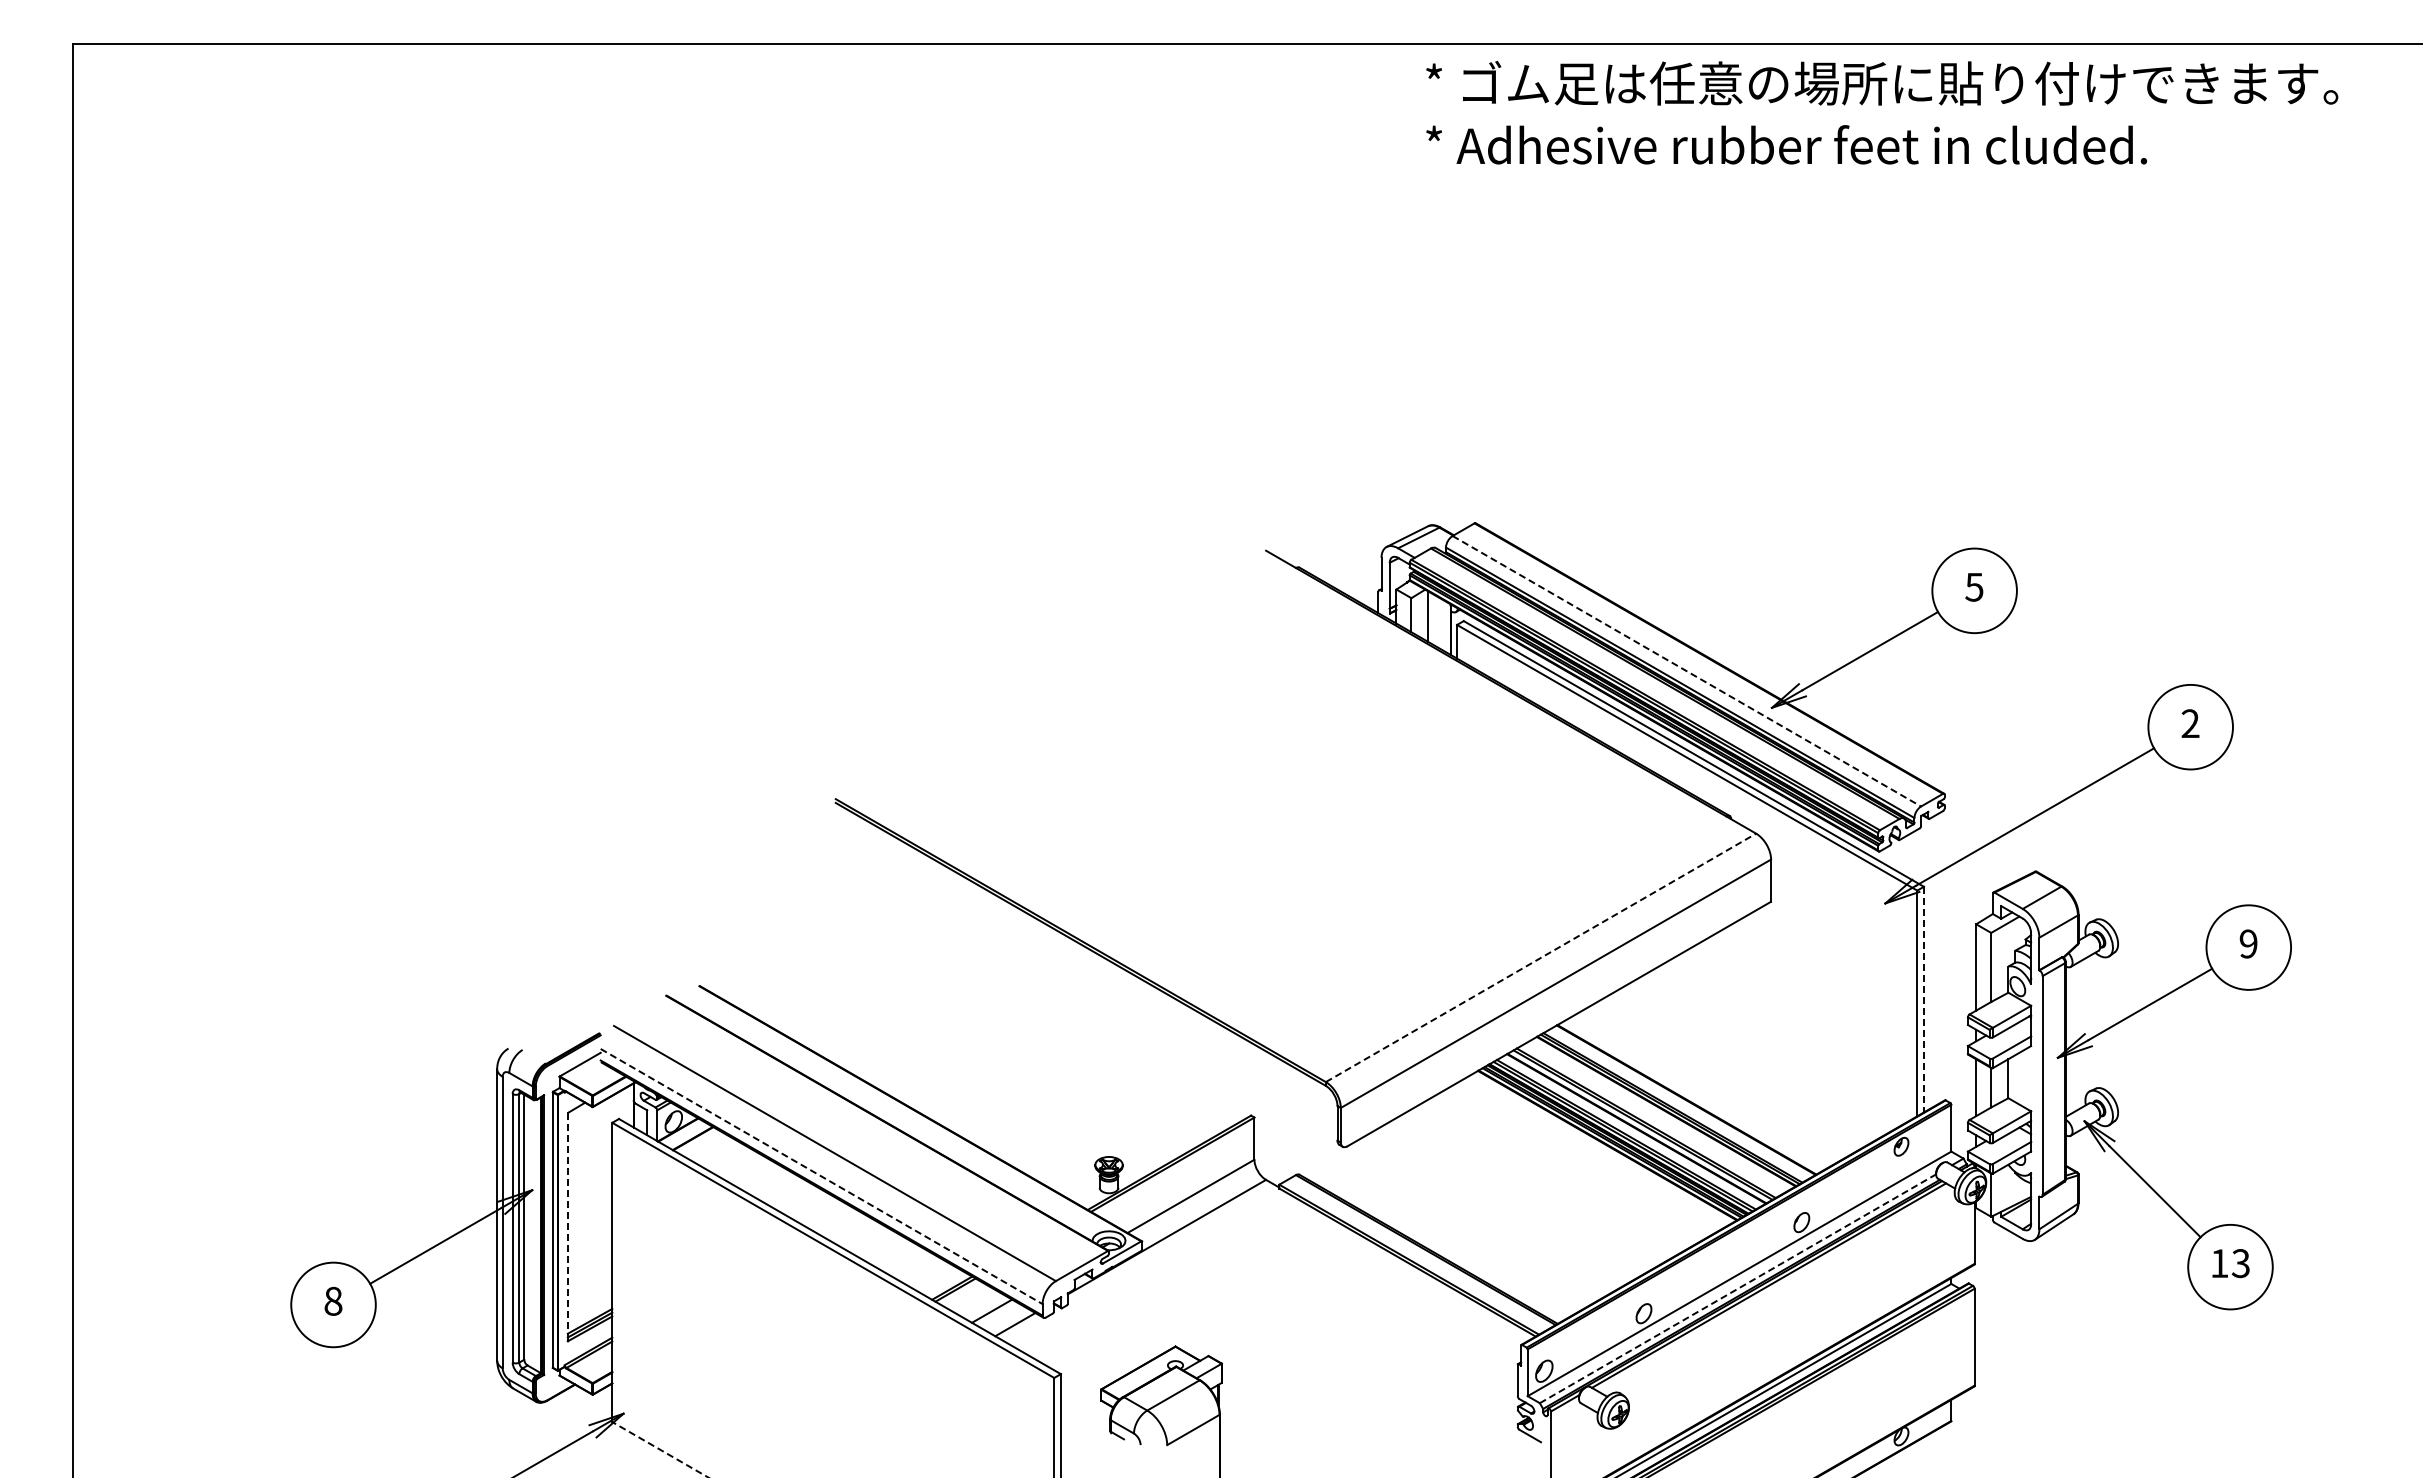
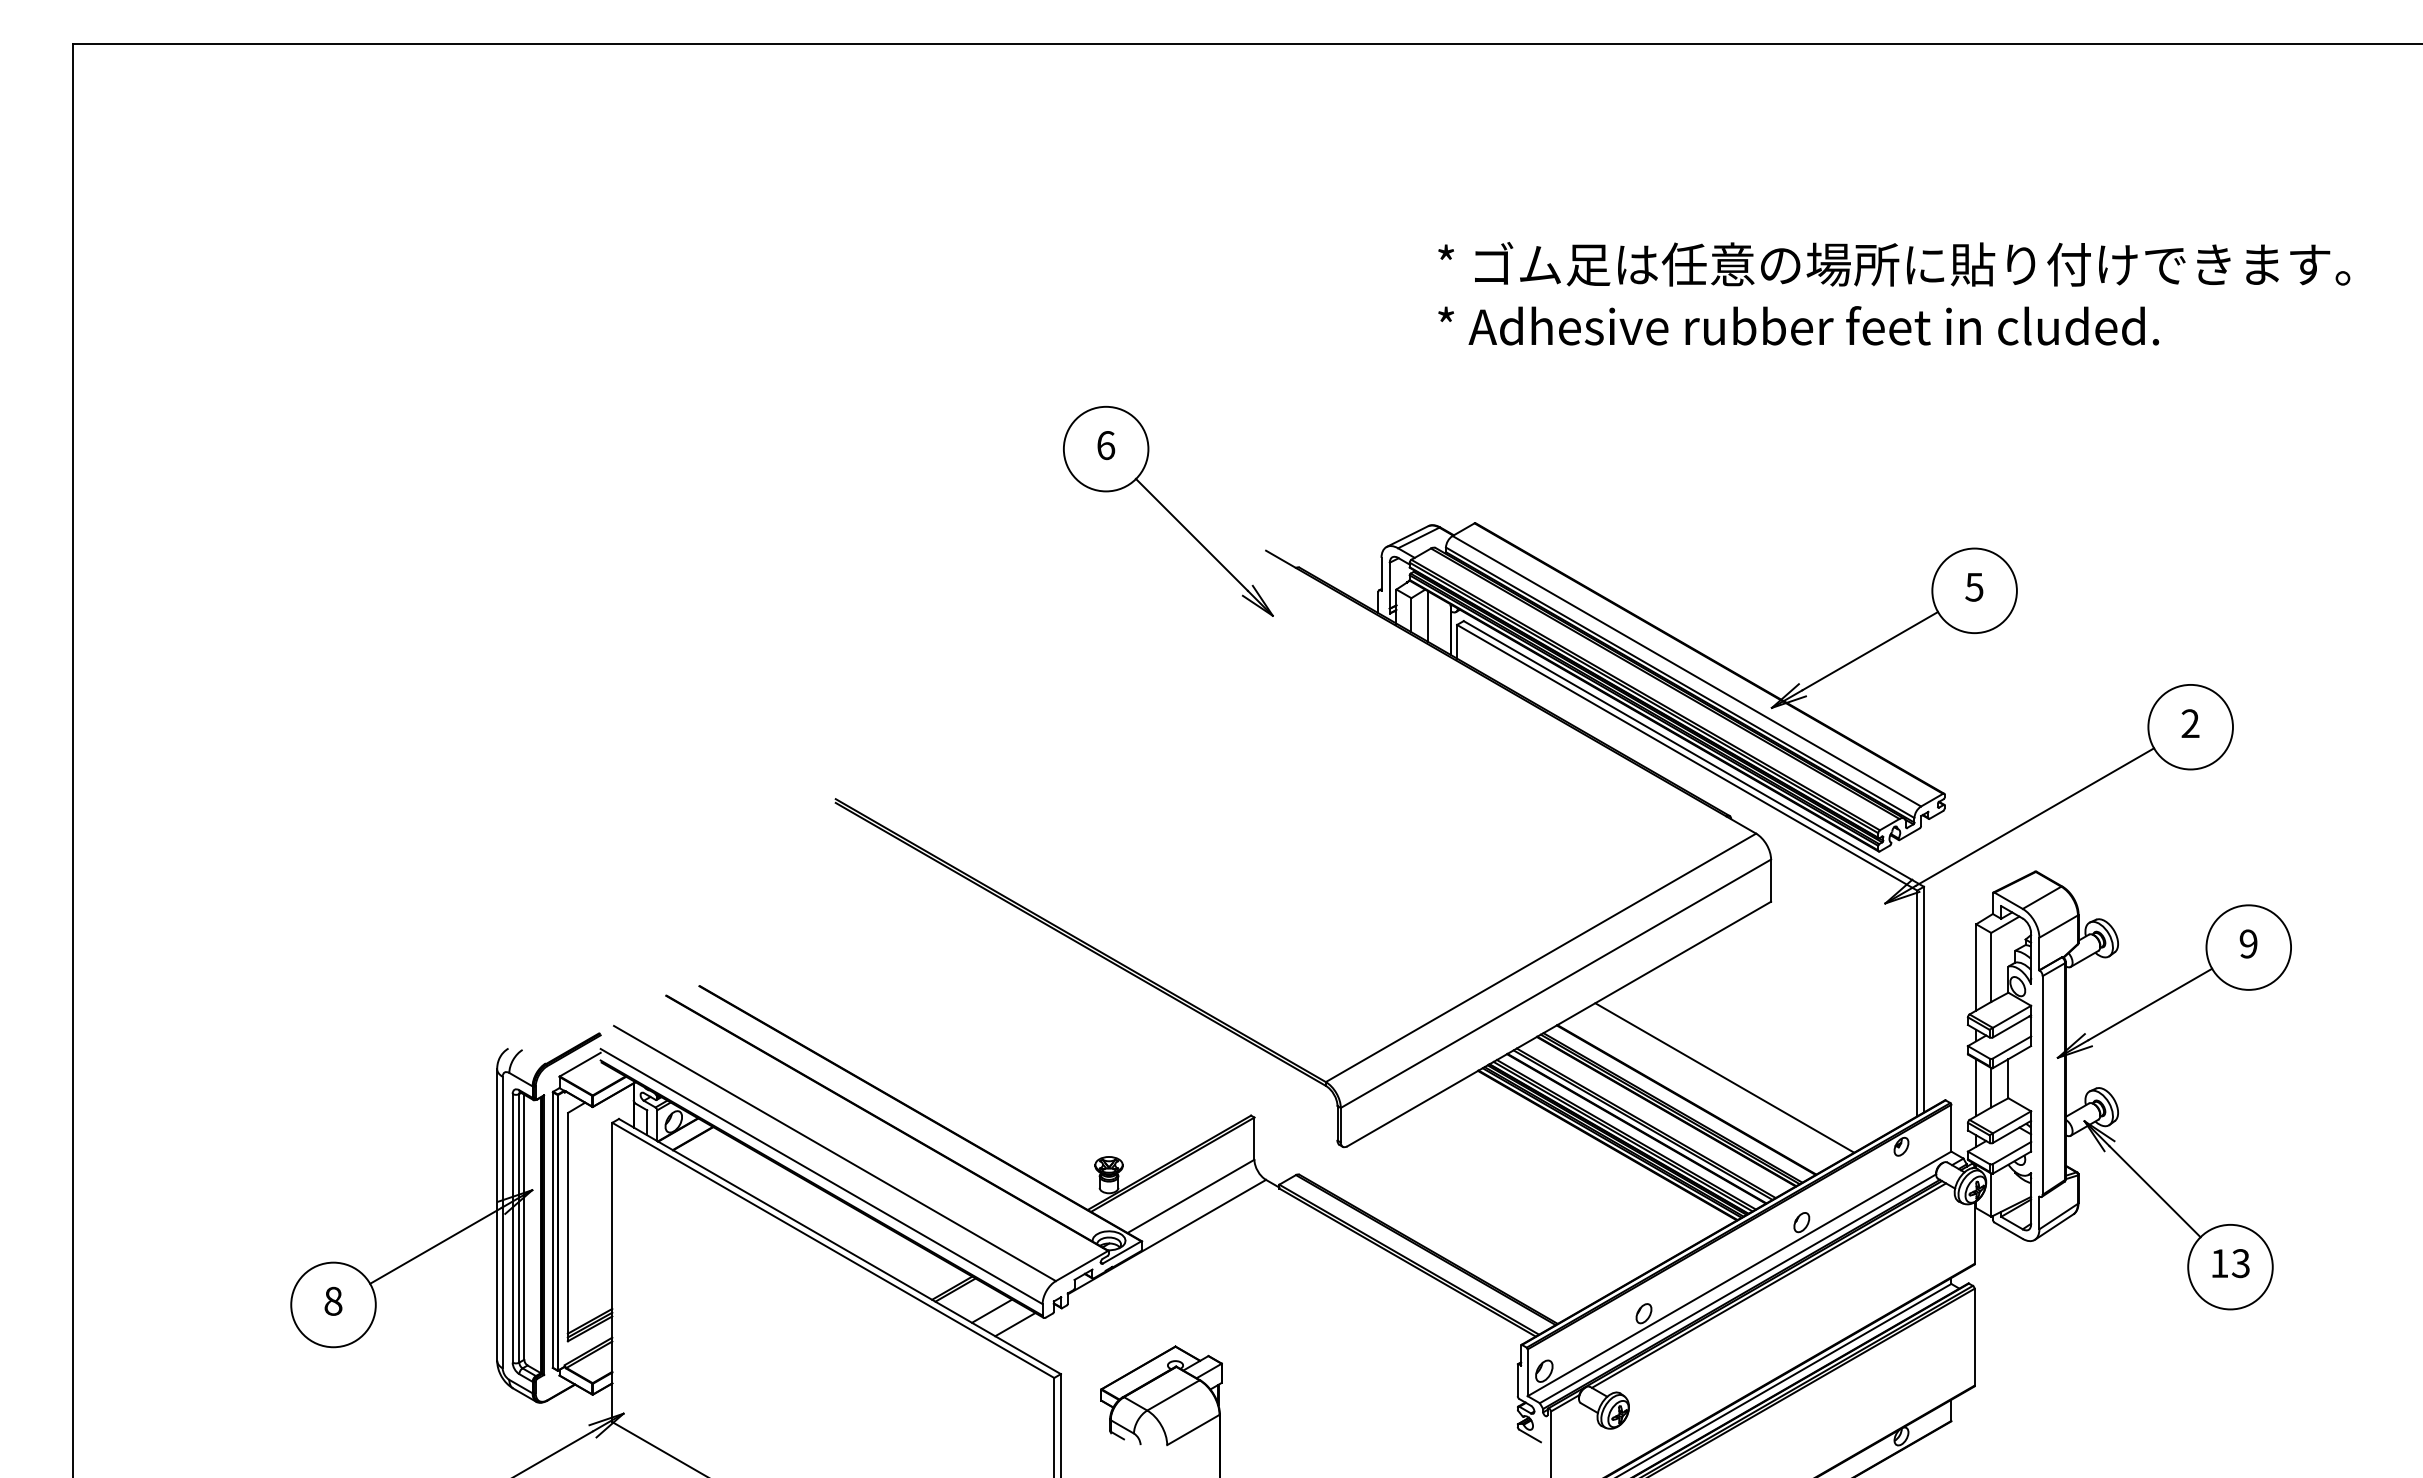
text position: (1882, 112) -> (1894, 293) (1894, 293)
part: none -> present (1168, 510)
line: dashed -> solid (1687, 671)
line: dashed -> solid (1541, 957)
line: dashed -> solid (1923, 999)
line: none -> present (1724, 1077)
line: dashed -> solid (822, 1176)
line: dashed -> solid (567, 1227)
line: dashed -> solid (1738, 1288)
line: dashed -> solid (659, 1449)
